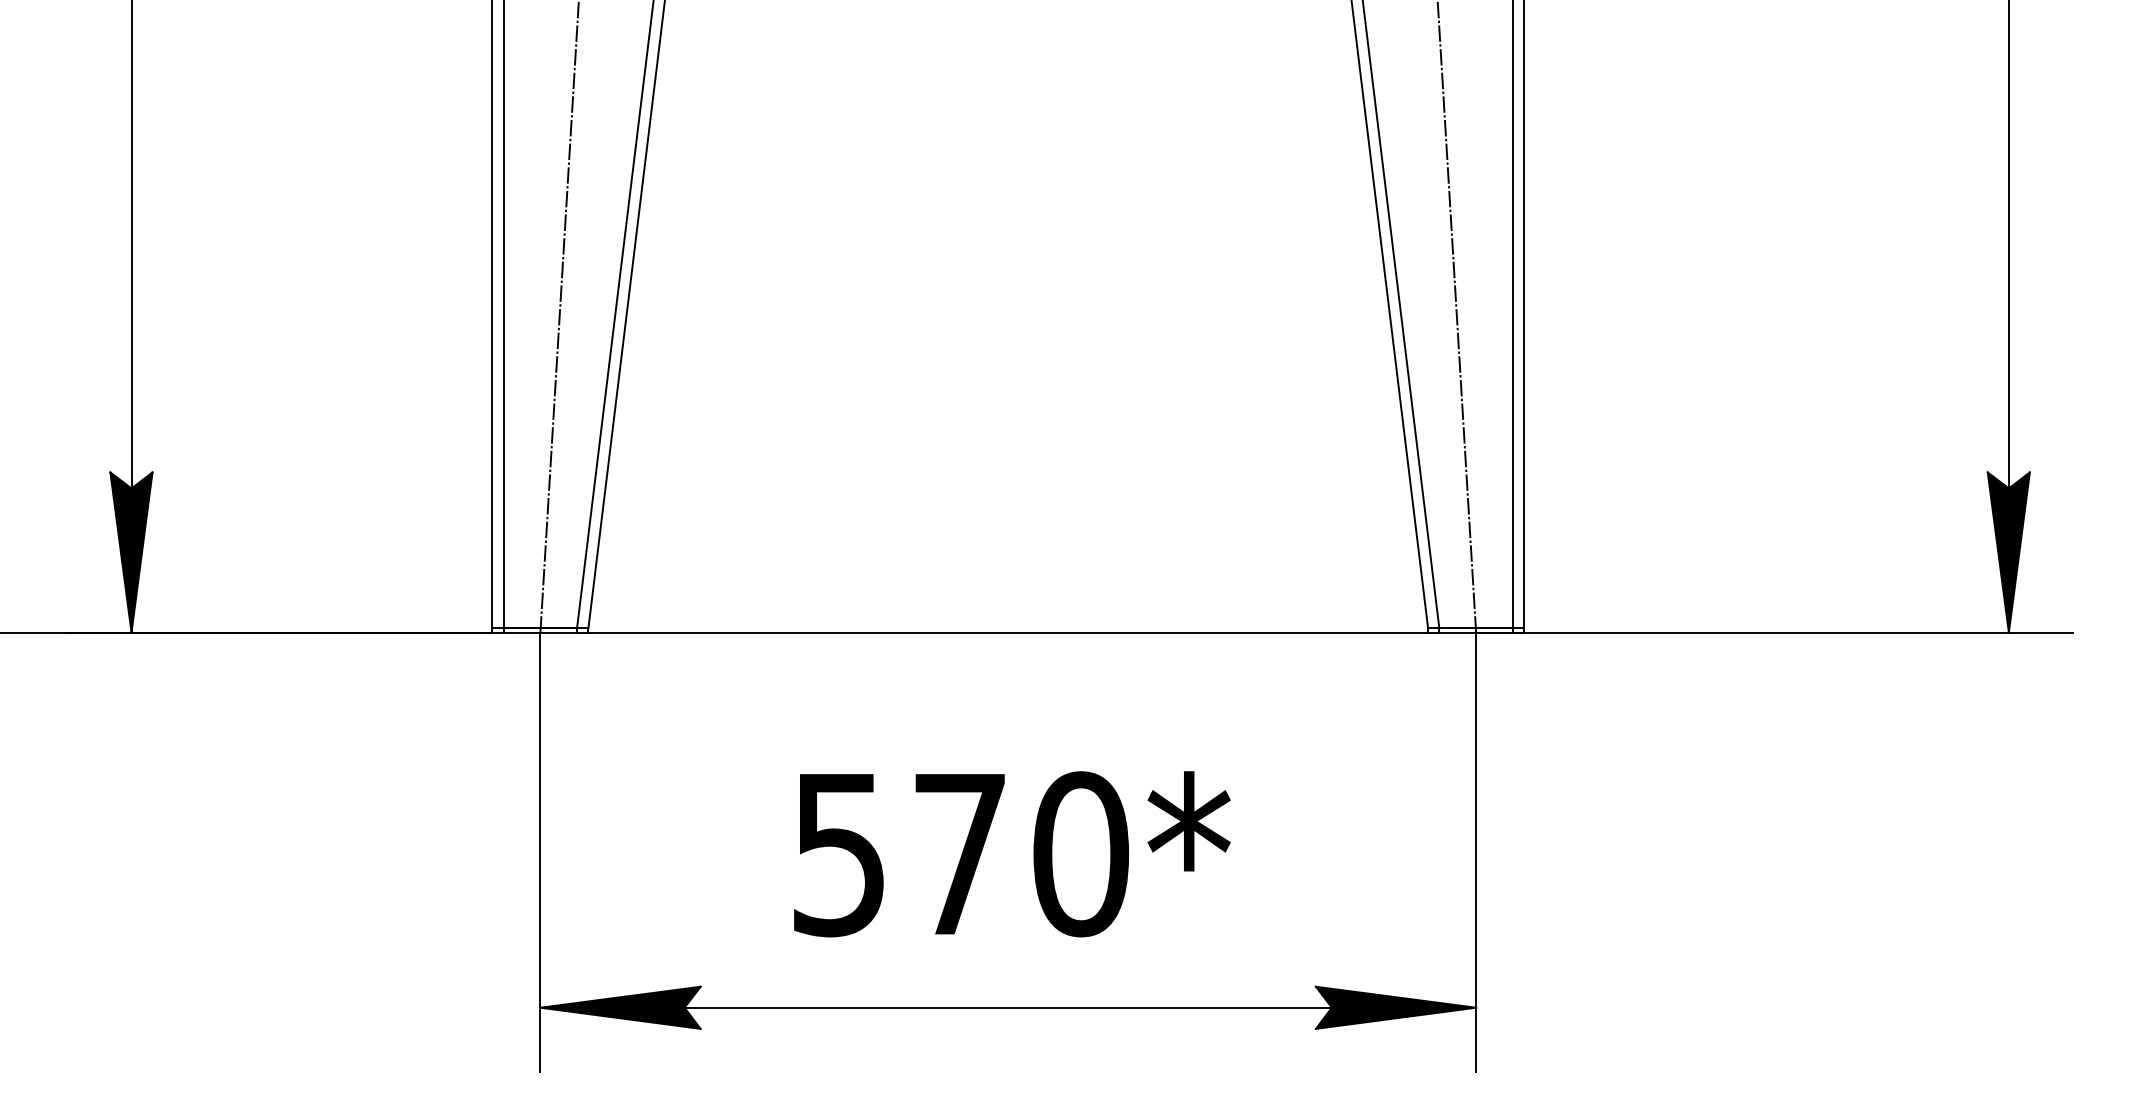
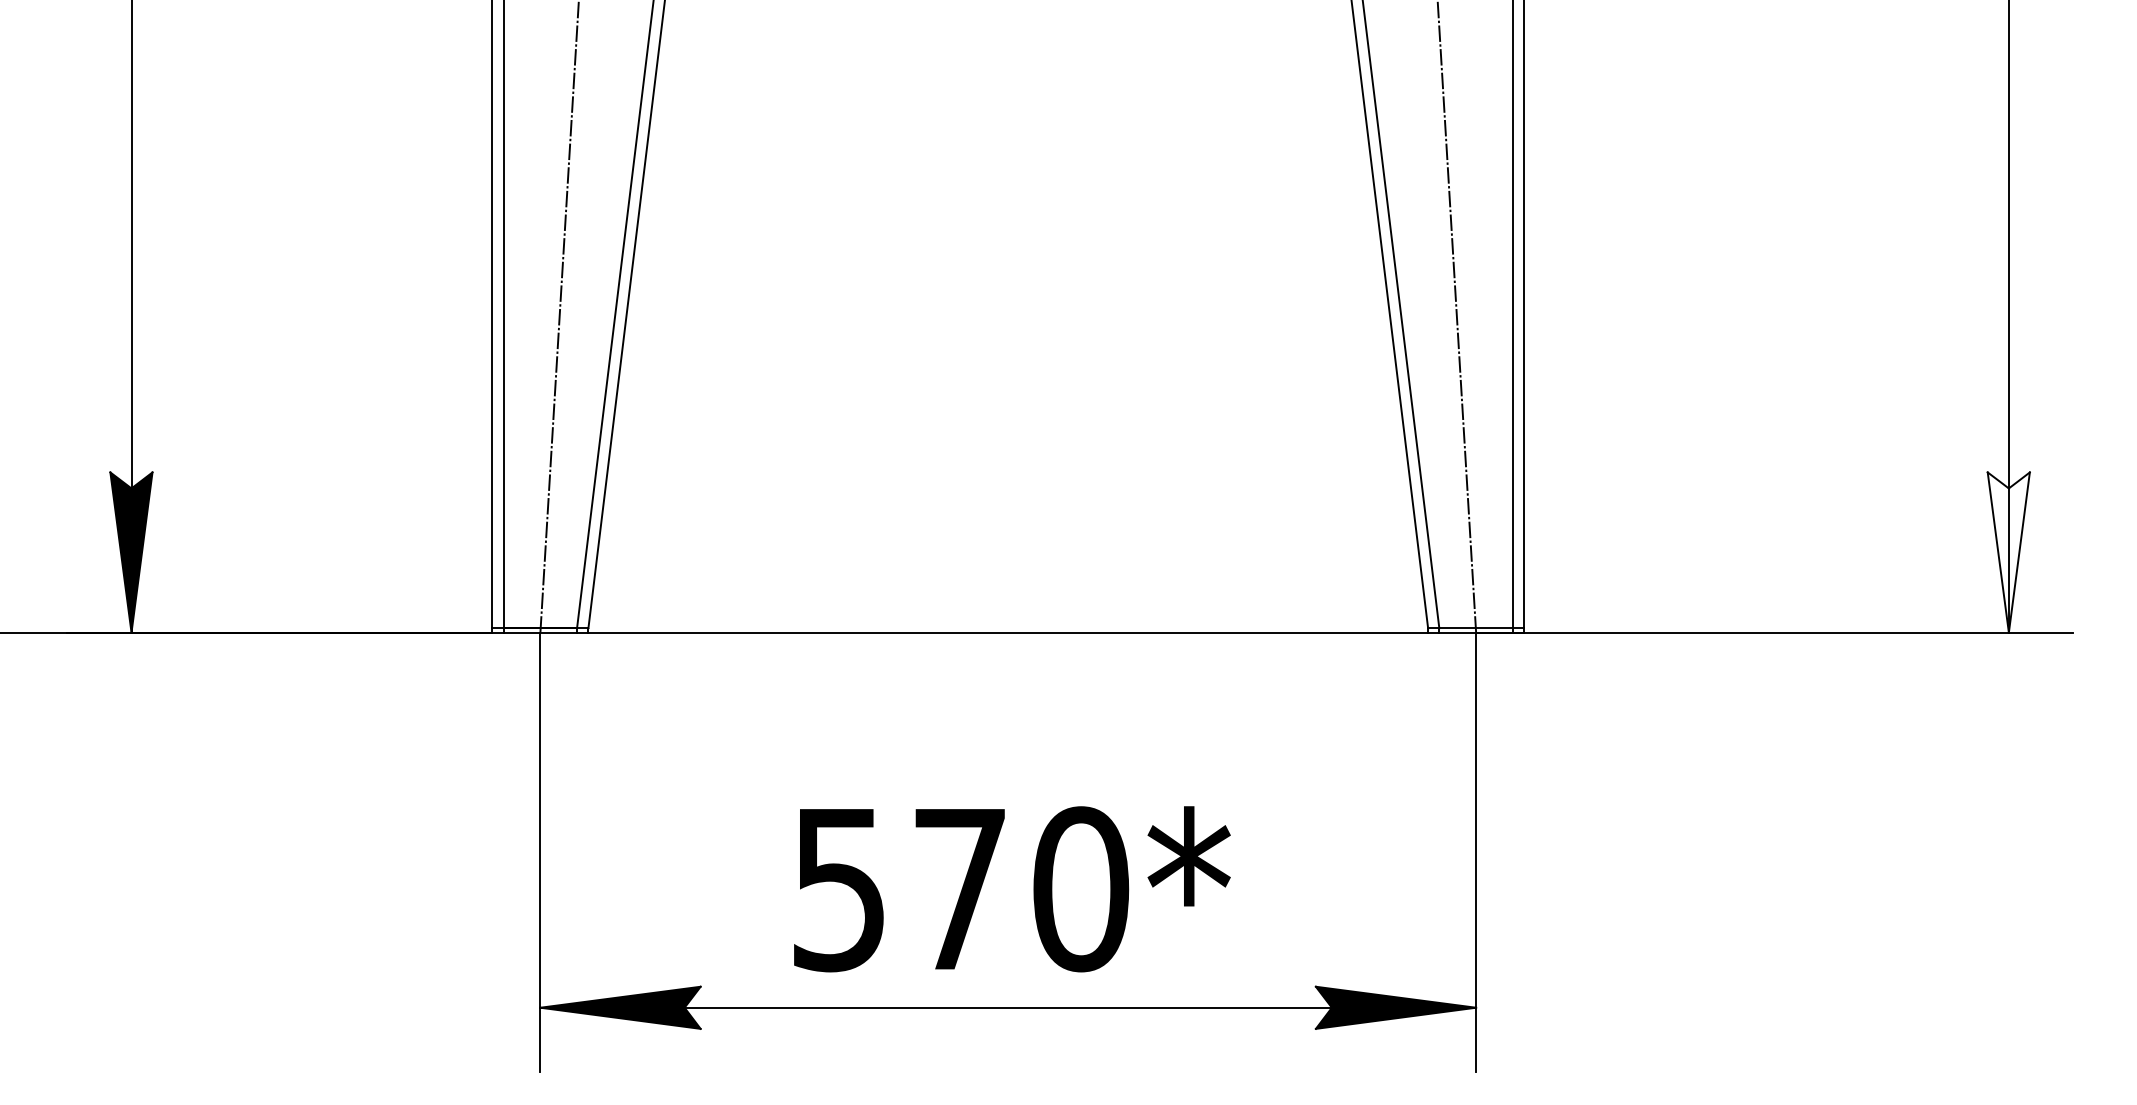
fill: present -> none (2008, 552)
text position: (1012, 854) -> (1012, 889) (1012, 889)
